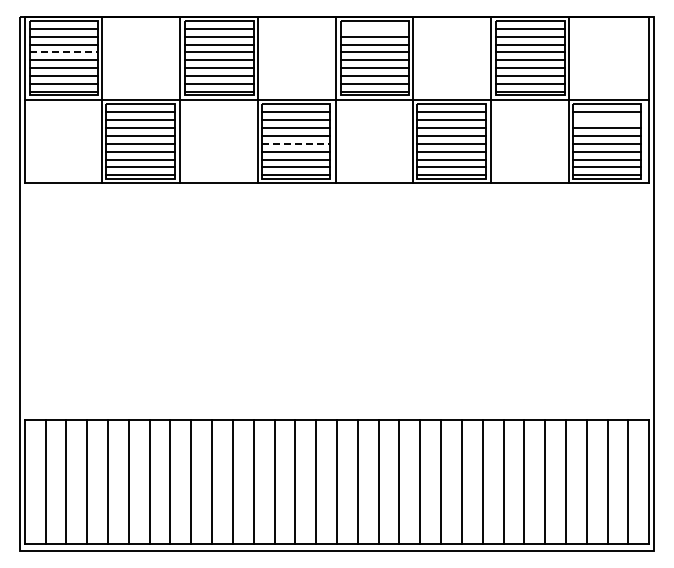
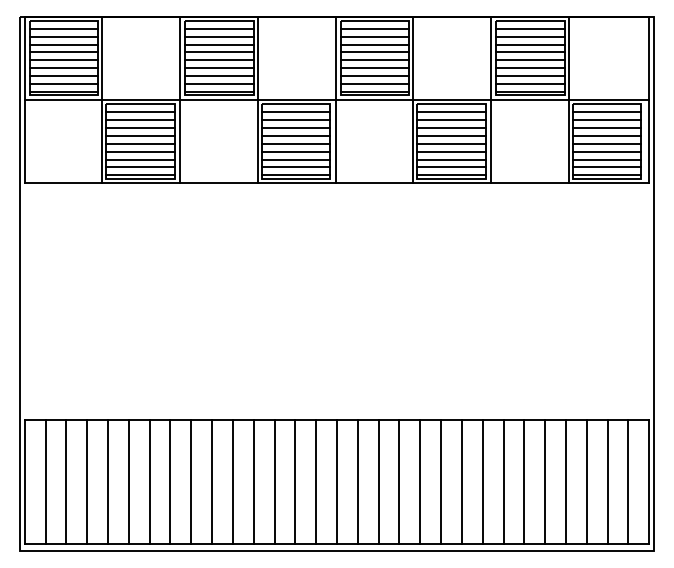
line: none -> present (374, 28)
line: dashed -> solid (64, 52)
line: none -> present (606, 119)
line: dashed -> solid (296, 143)
